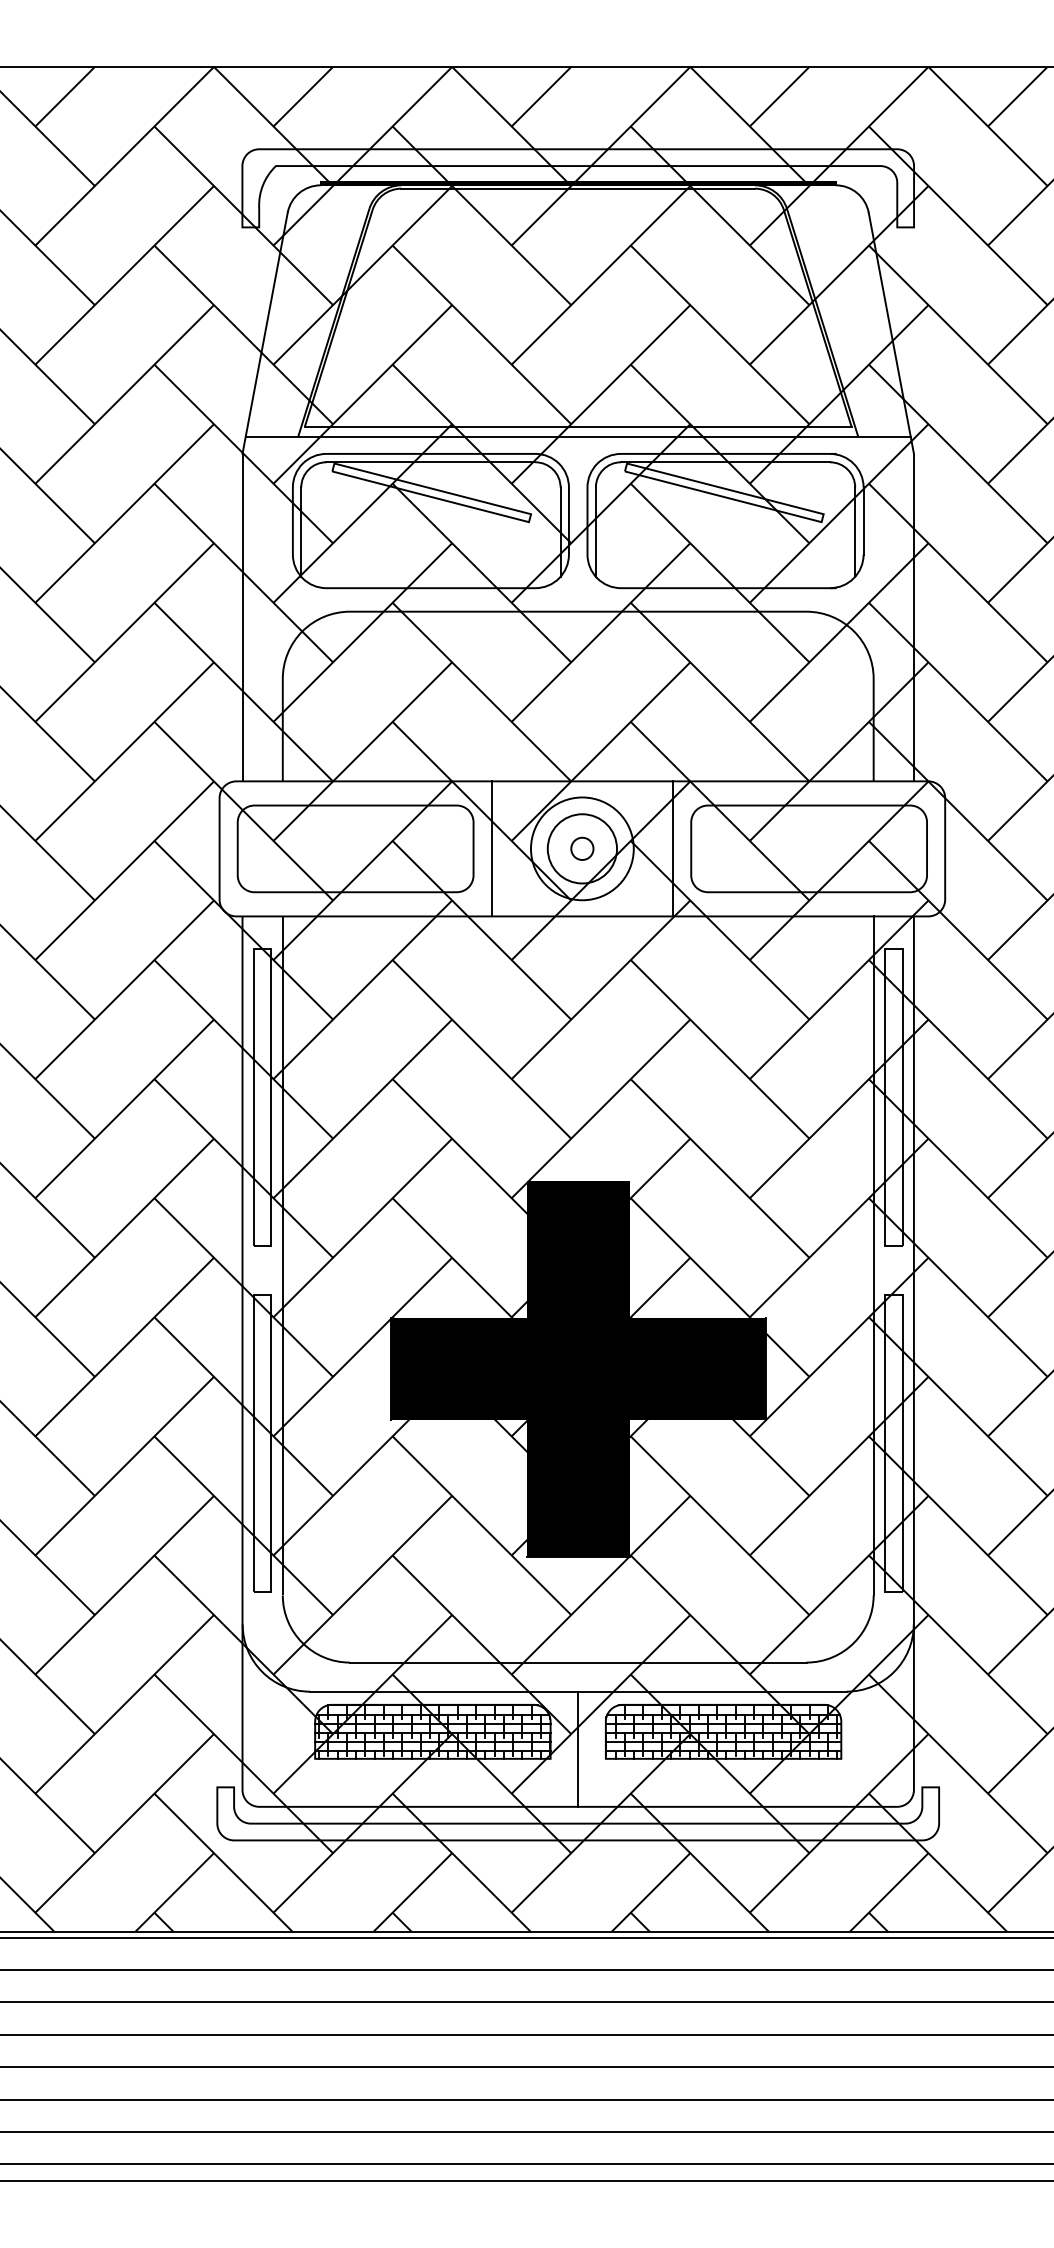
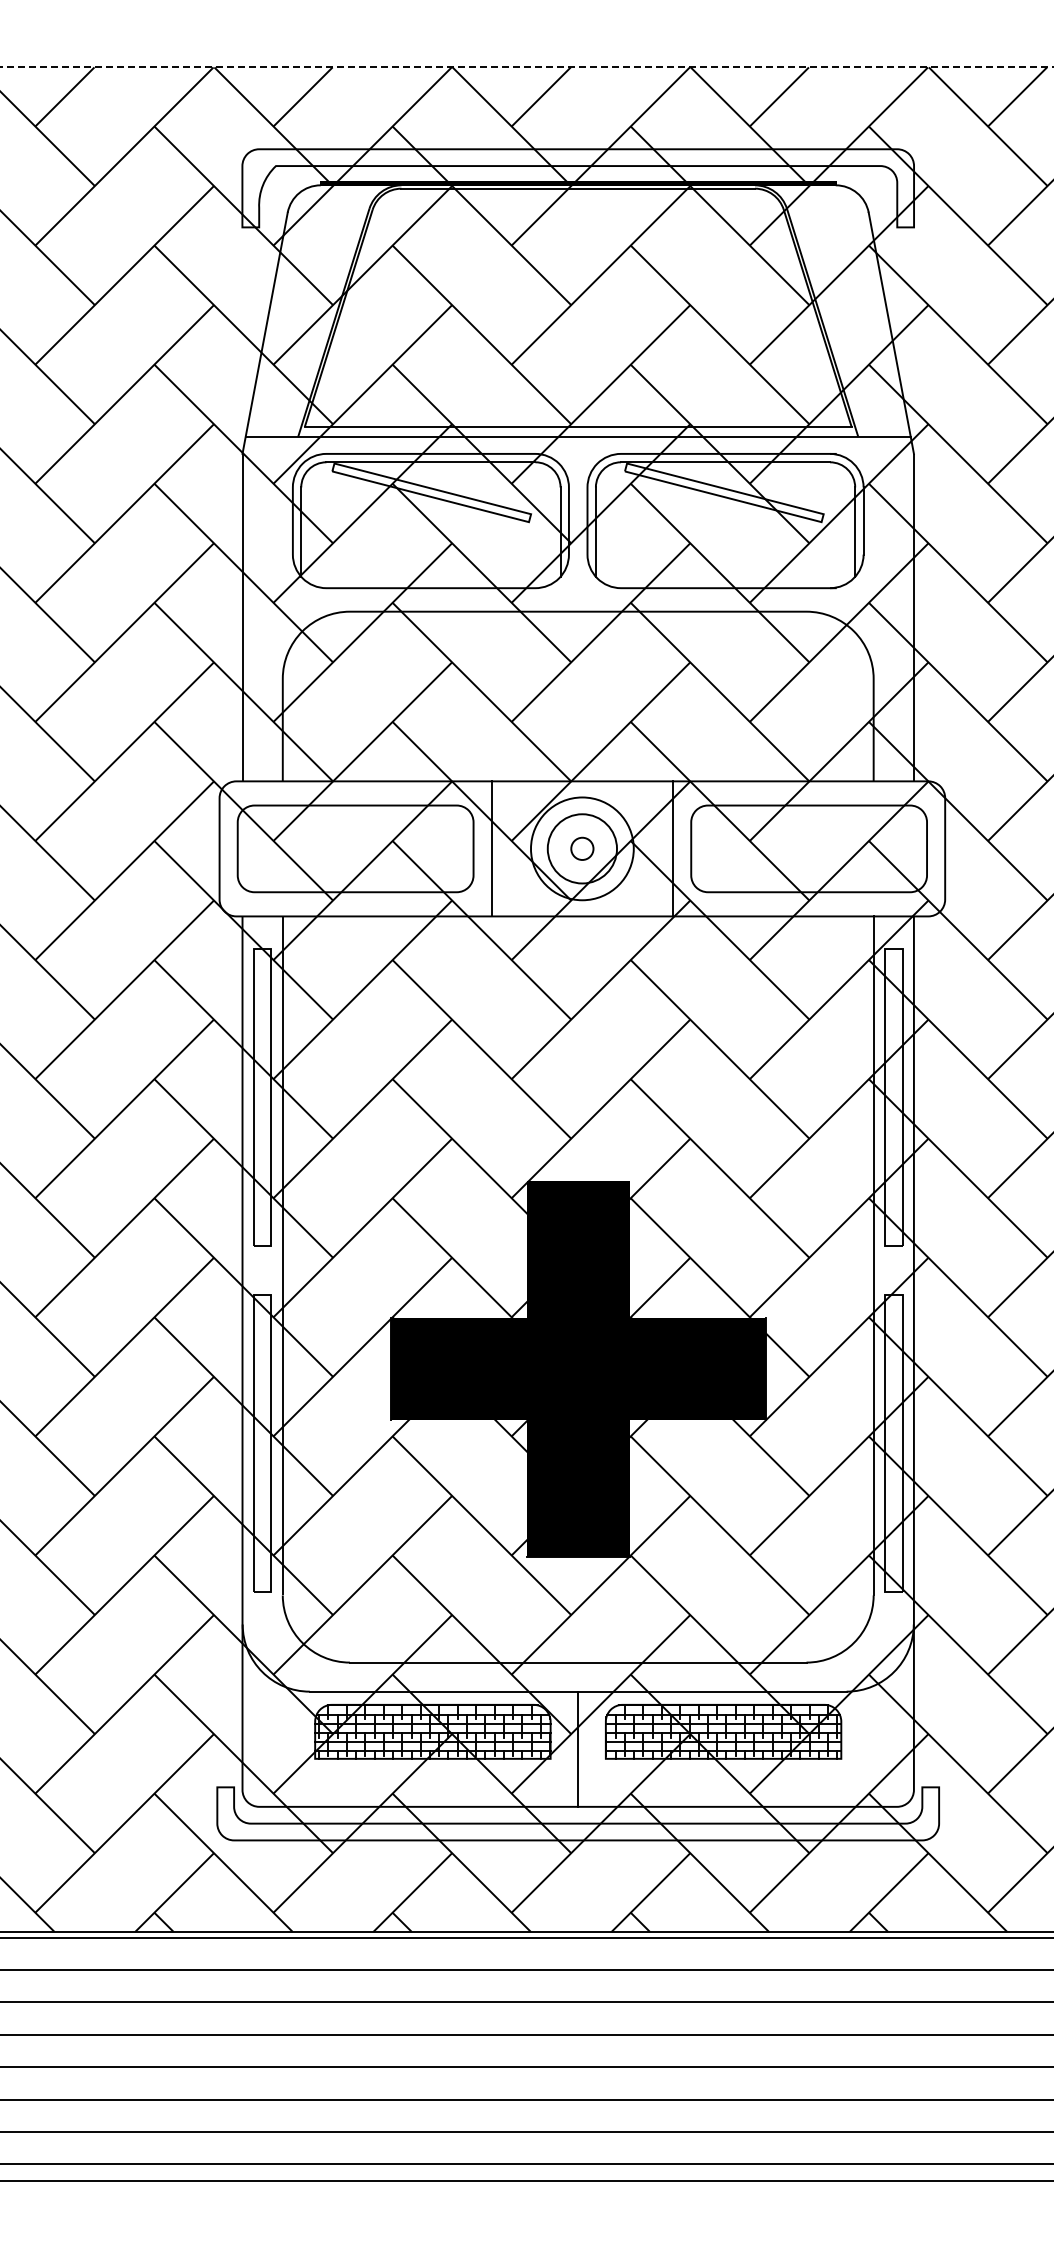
line: solid -> dashed (527, 67)
